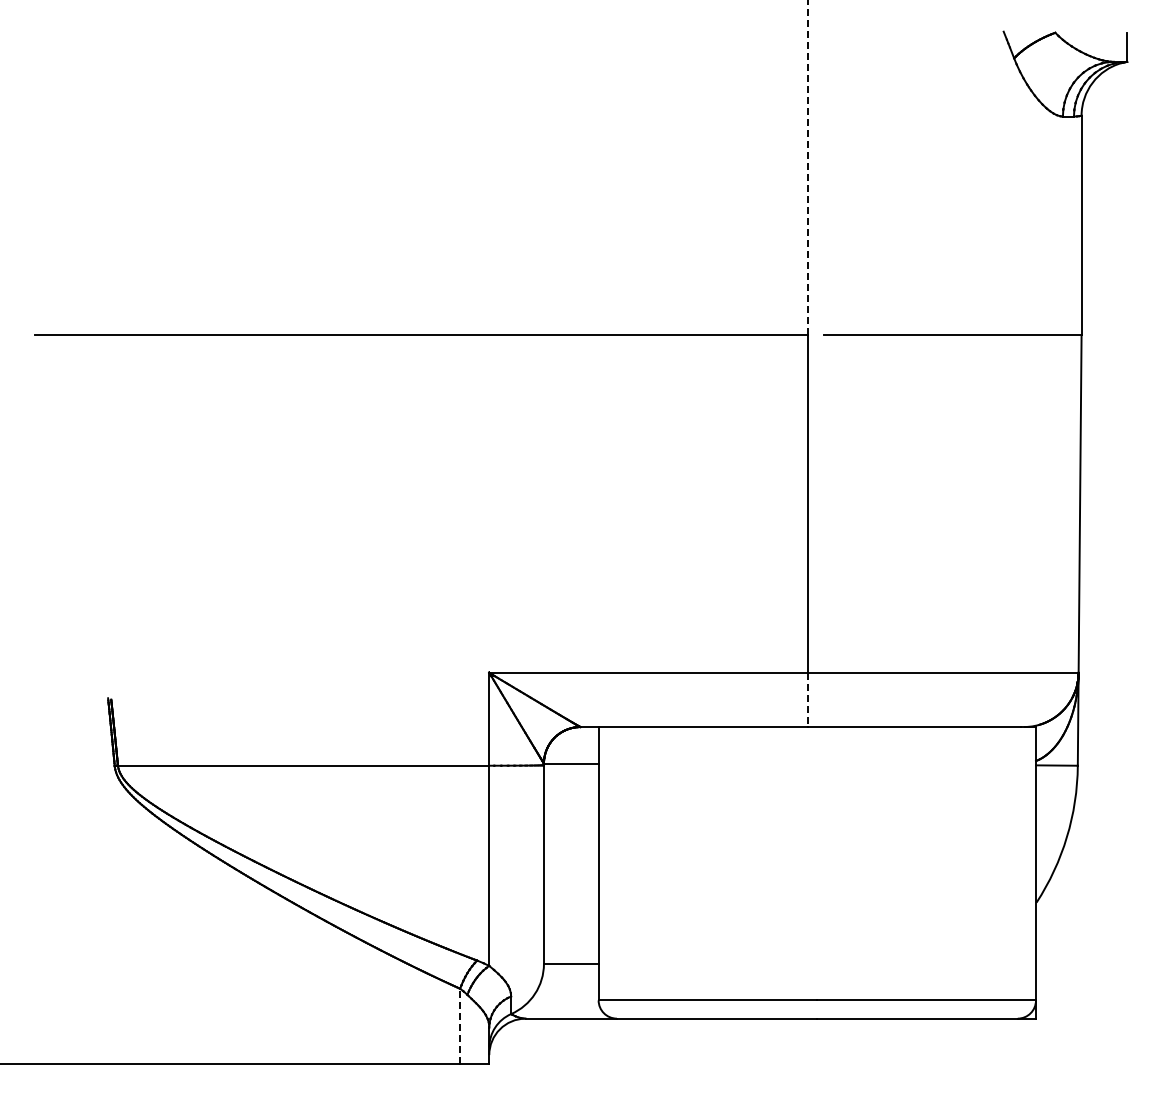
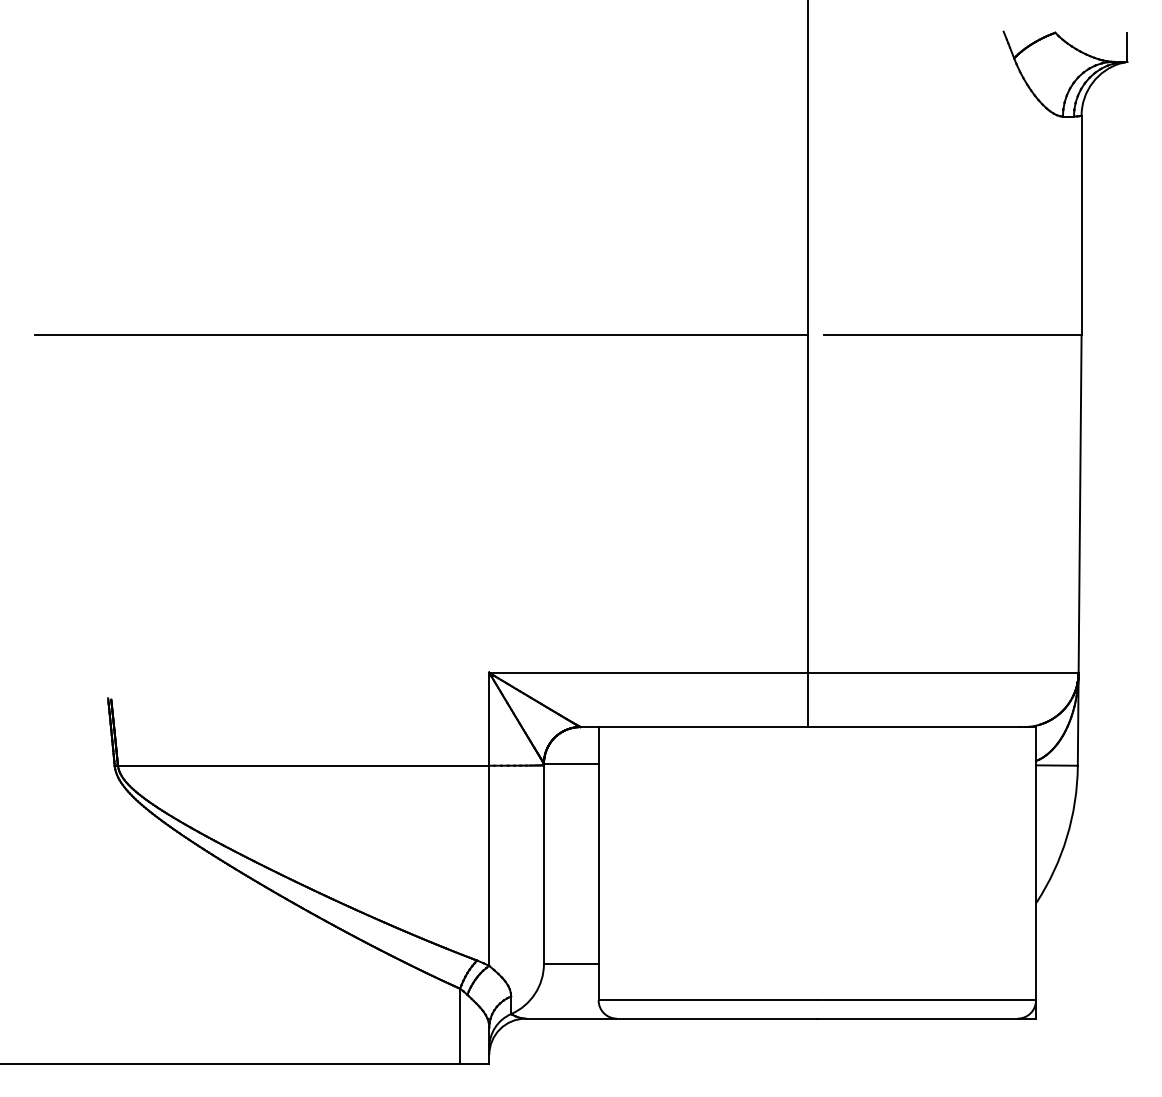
line: dashed -> solid (808, 167)
line: dashed -> solid (808, 700)
line: dashed -> solid (460, 1026)
